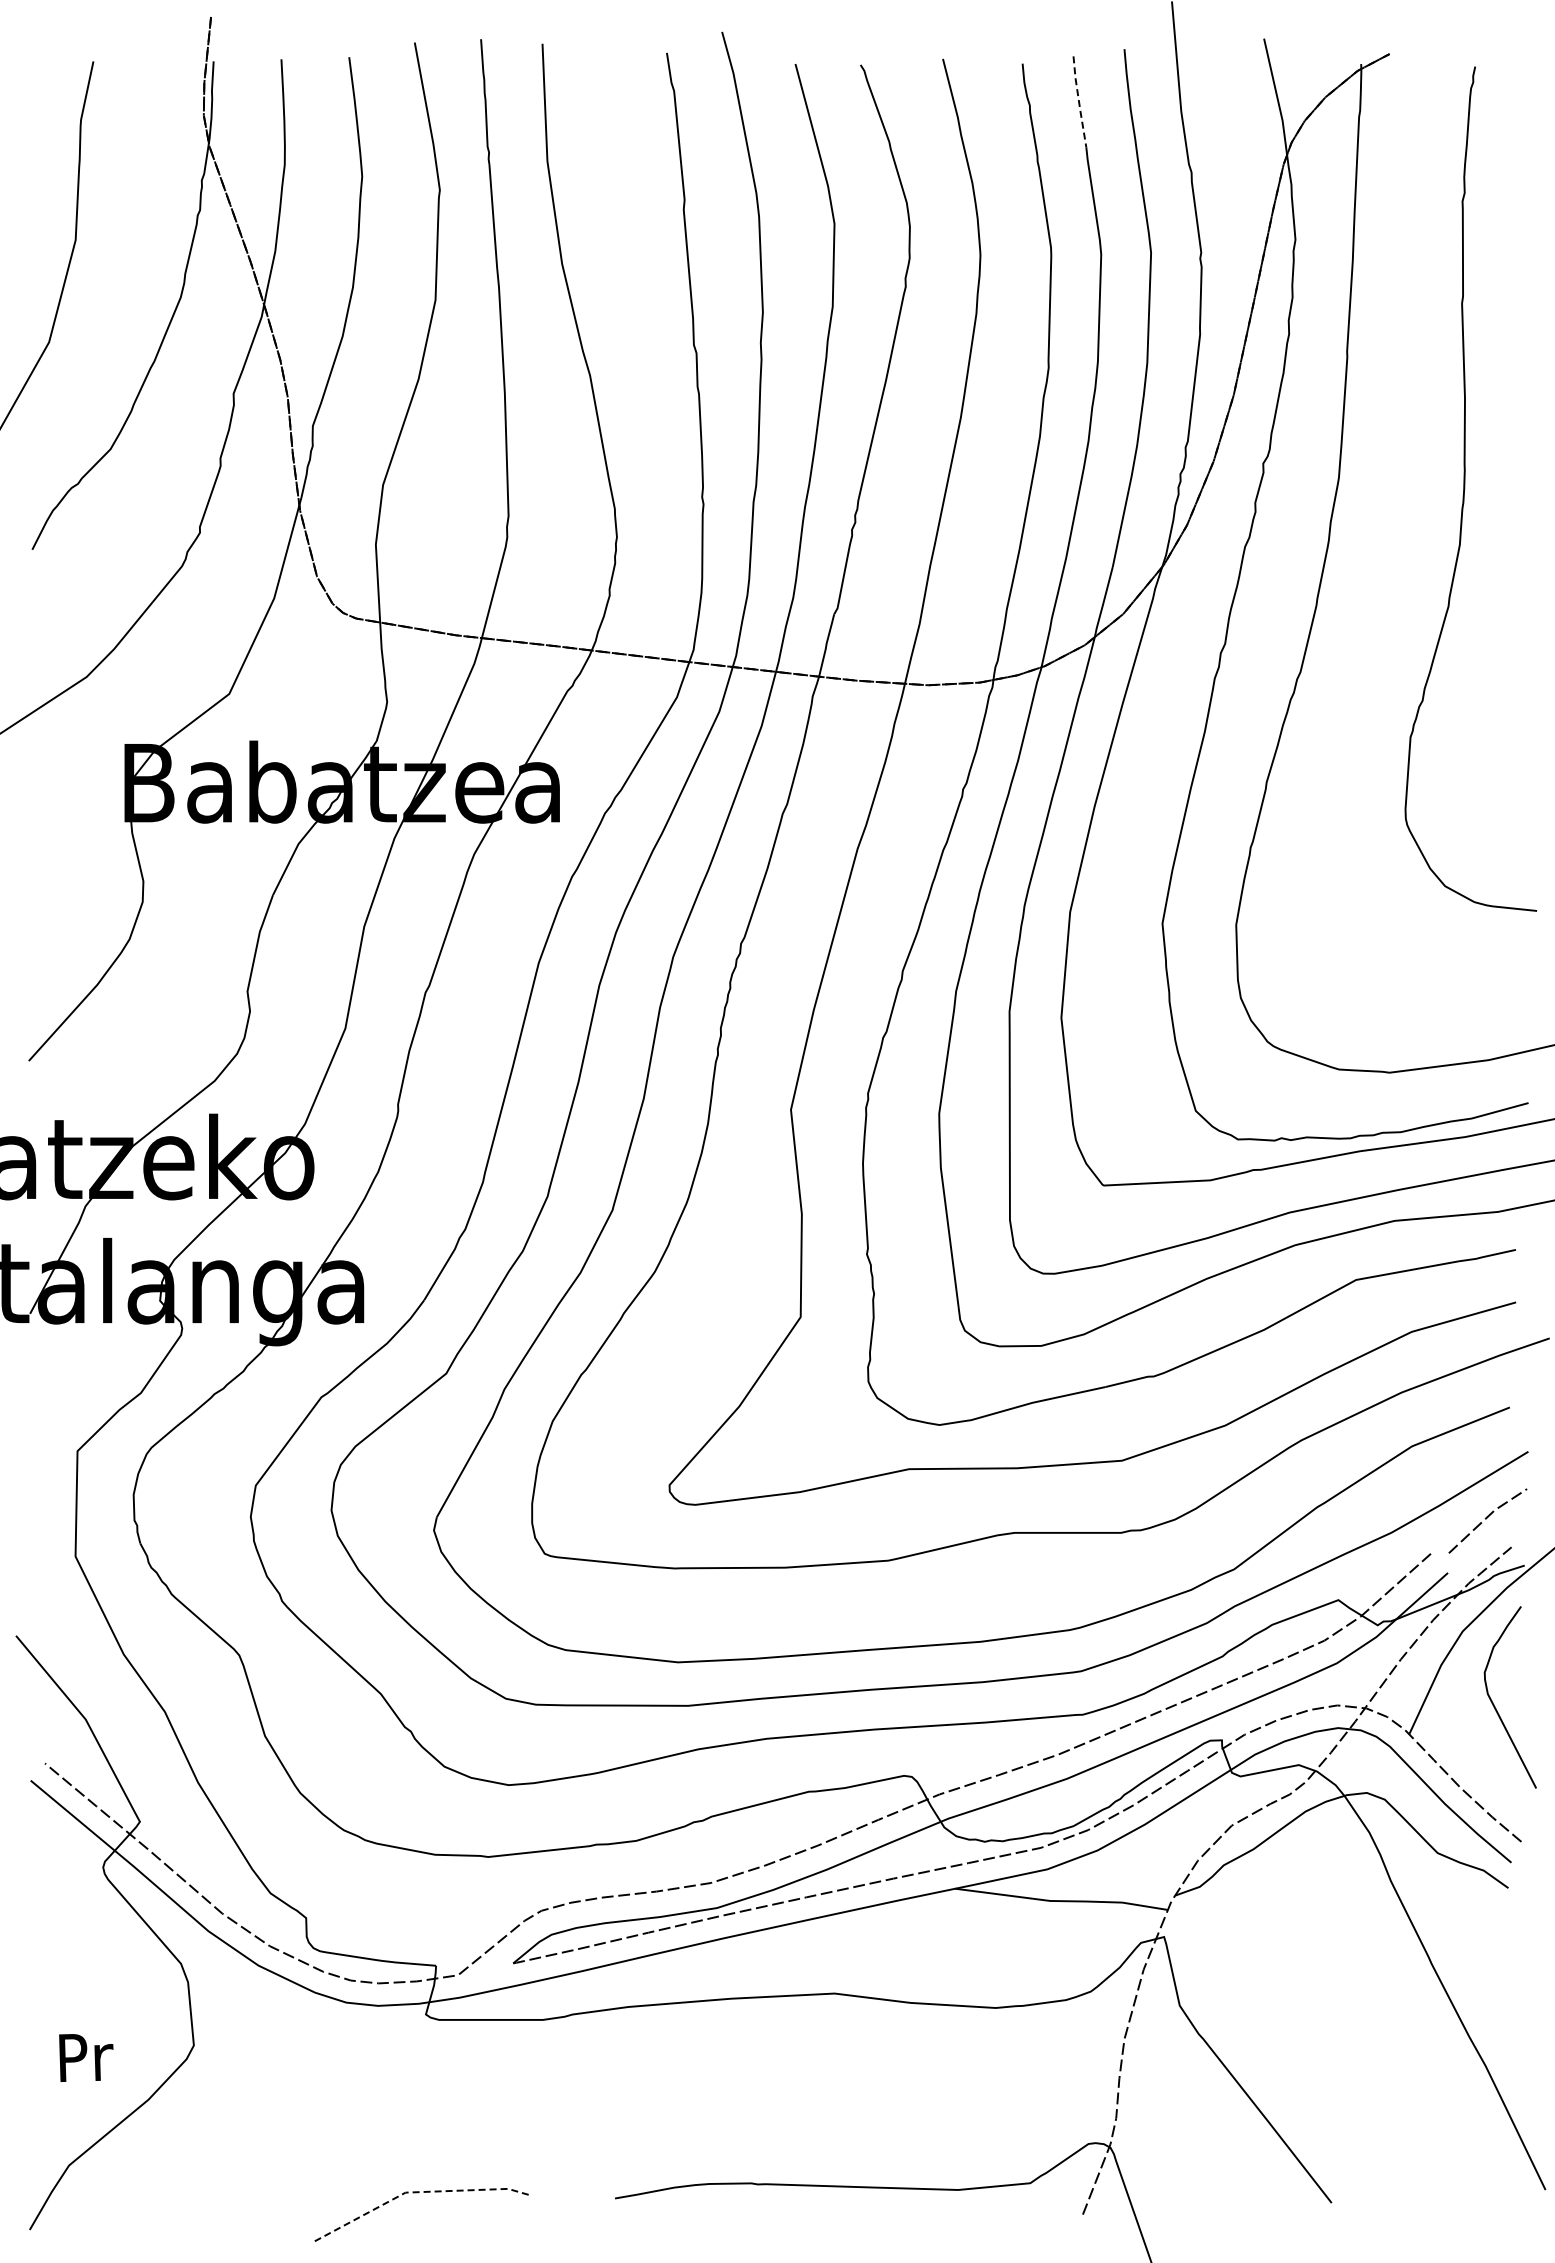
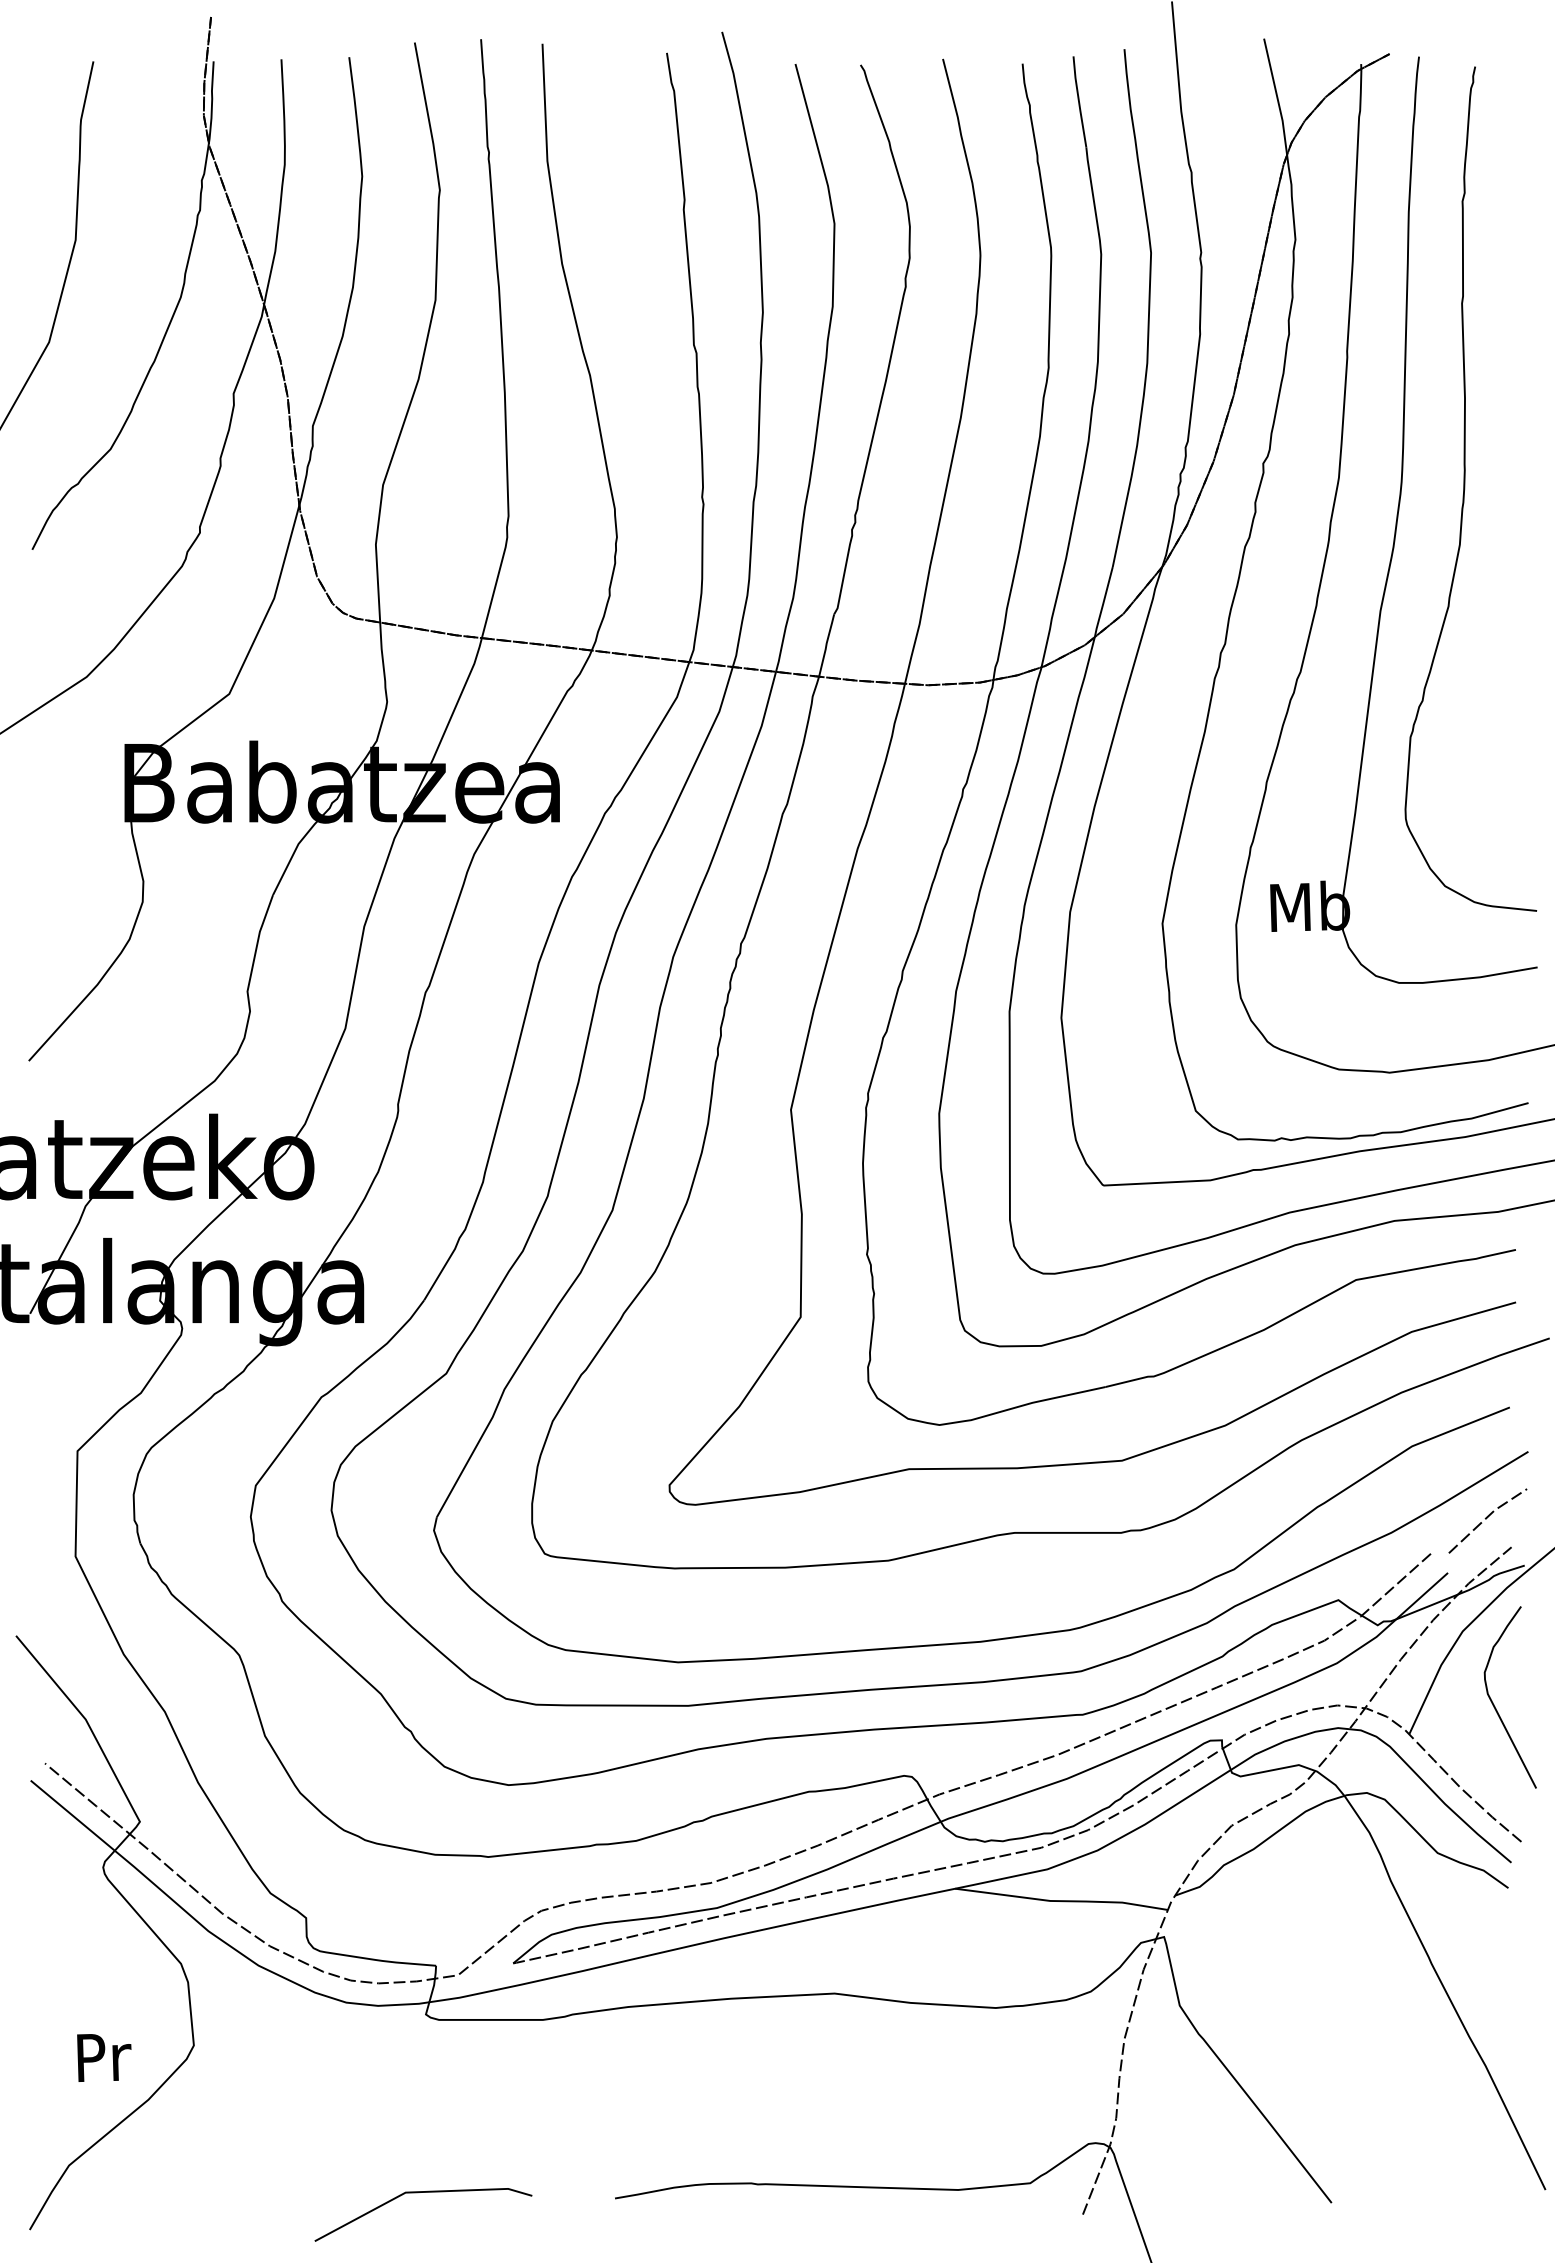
line: dashed -> solid (1079, 102)
part: none -> present (1403, 519)
text position: (86, 2057) -> (104, 2057) (104, 2057)
line: dashed -> solid (418, 2192)
